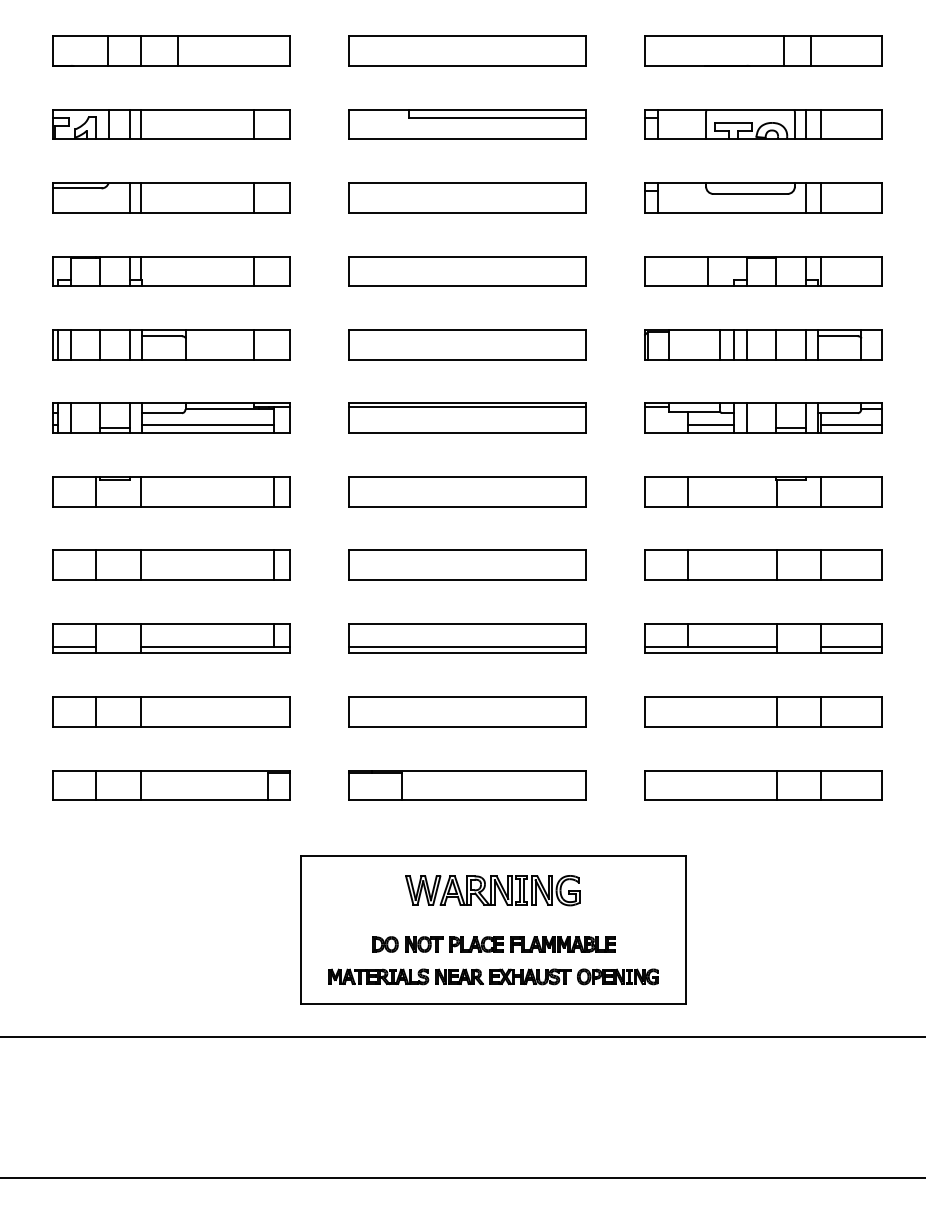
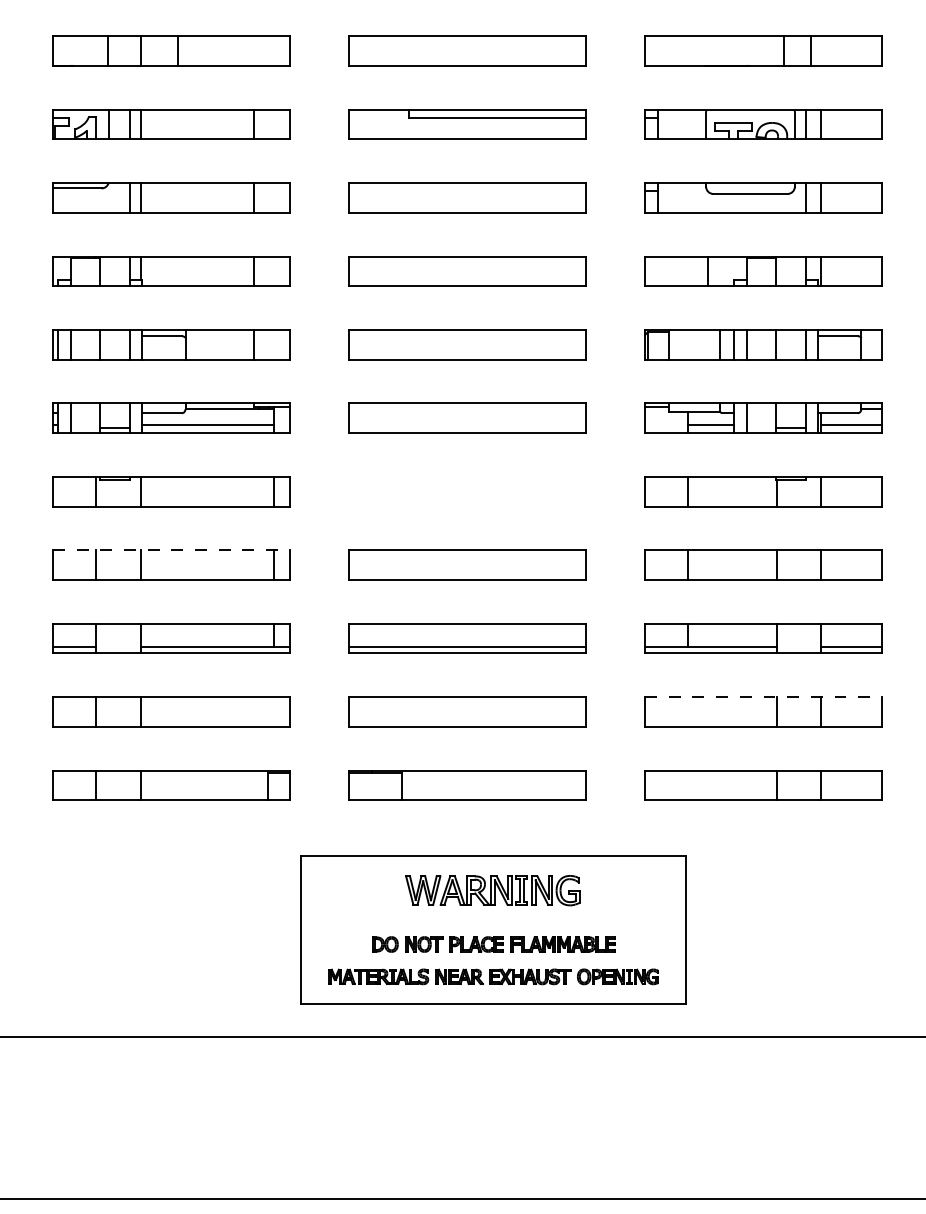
line: present -> none (467, 406)
part: present -> none (467, 491)
line: solid -> dashed (171, 550)
line: solid -> dashed (764, 697)
line position: (462, 1177) -> (462, 1198) (462, 1198)
